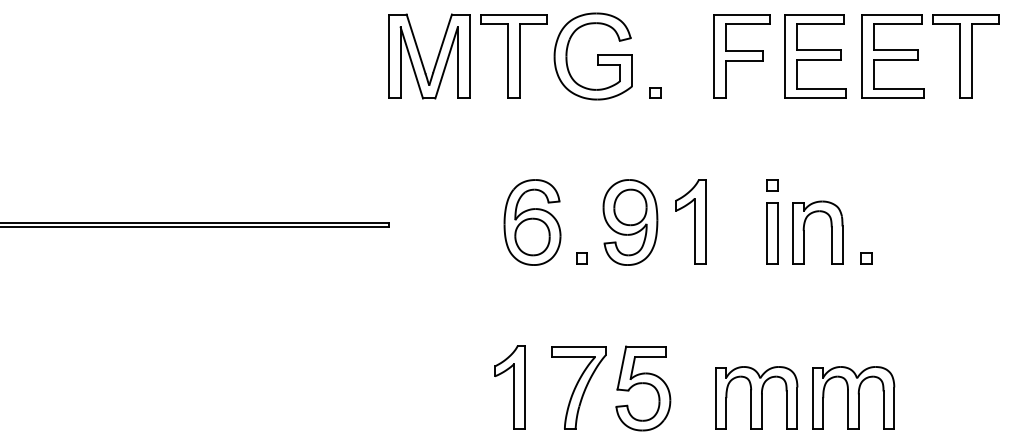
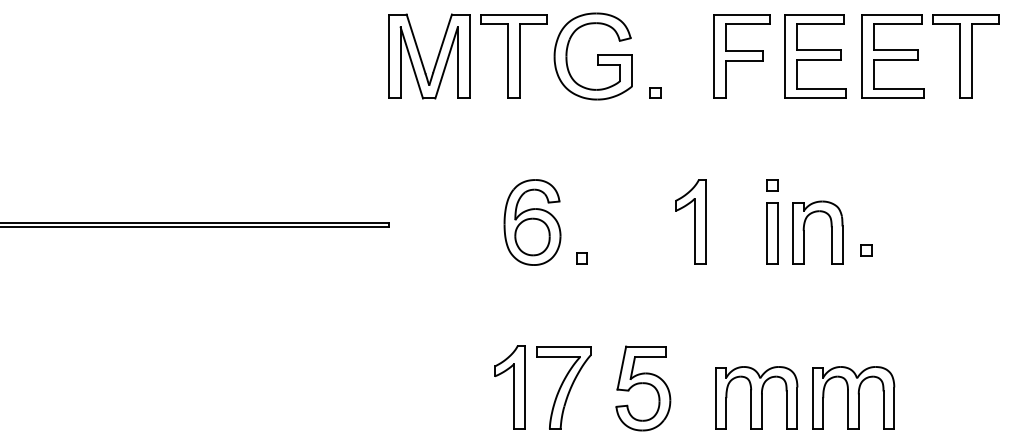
part: present -> none (630, 222)
part position: (866, 258) -> (866, 250) (866, 250)
part position: (578, 387) -> (563, 387) (563, 387)
